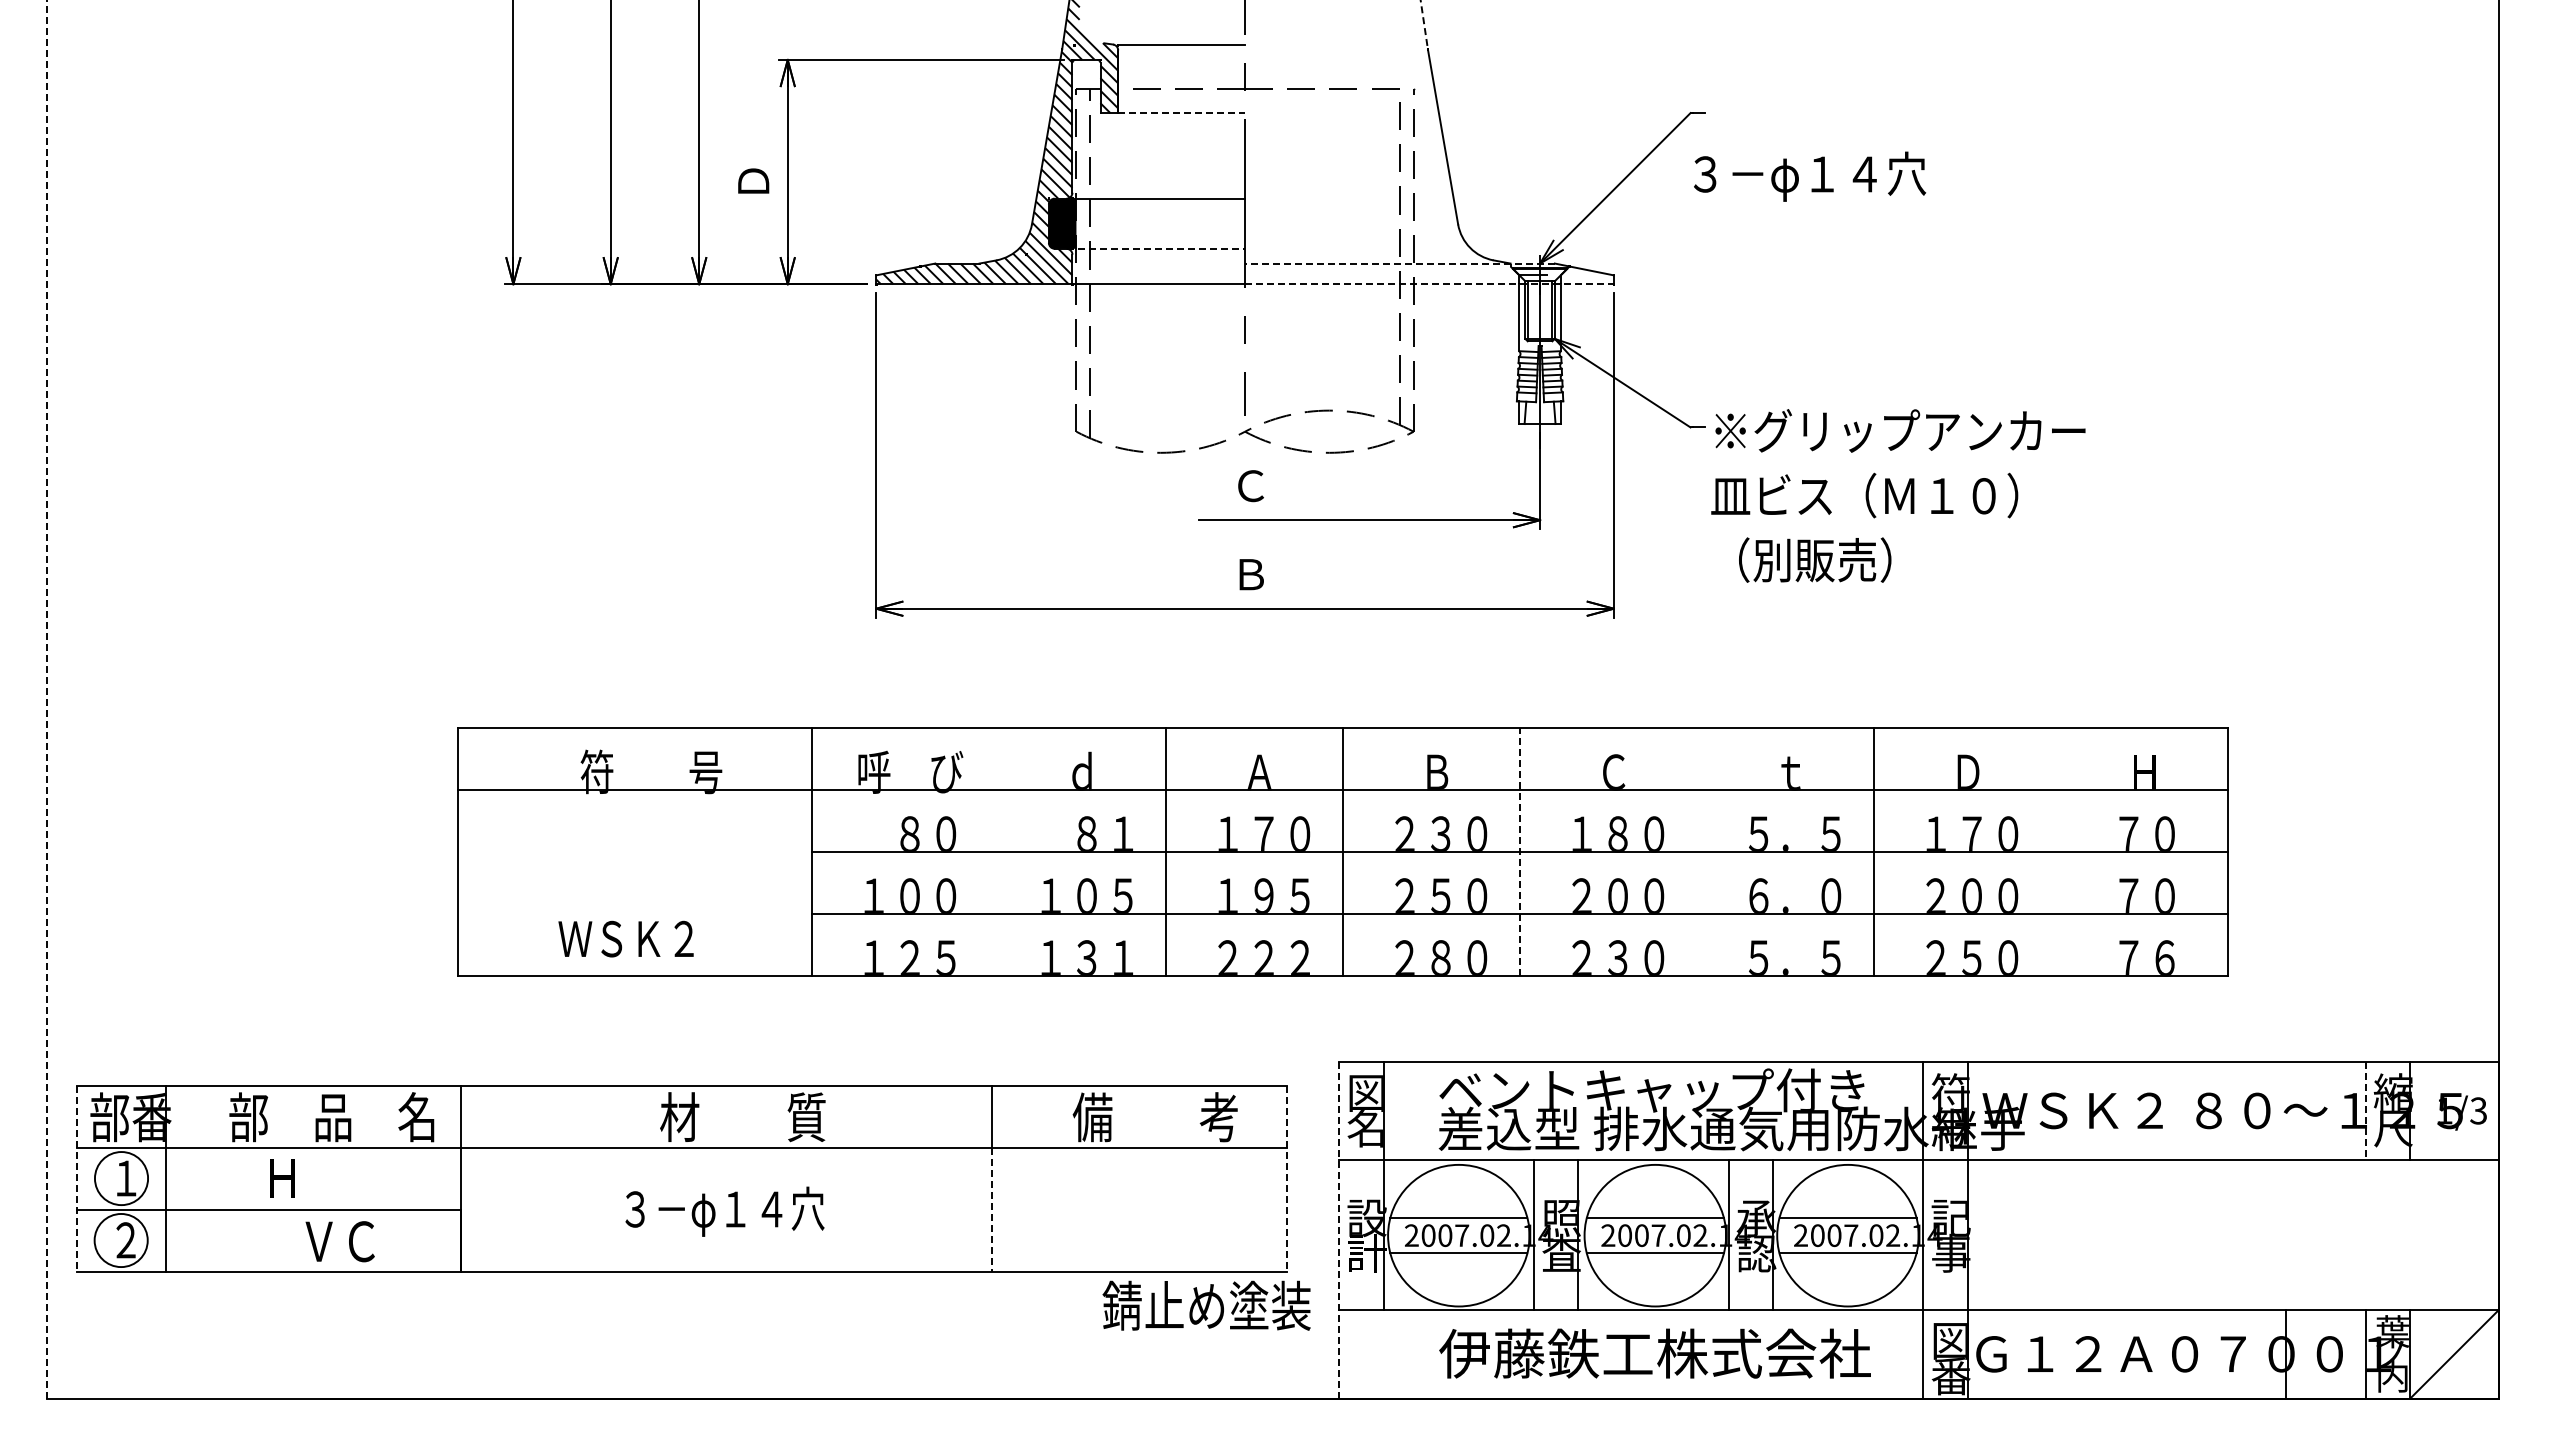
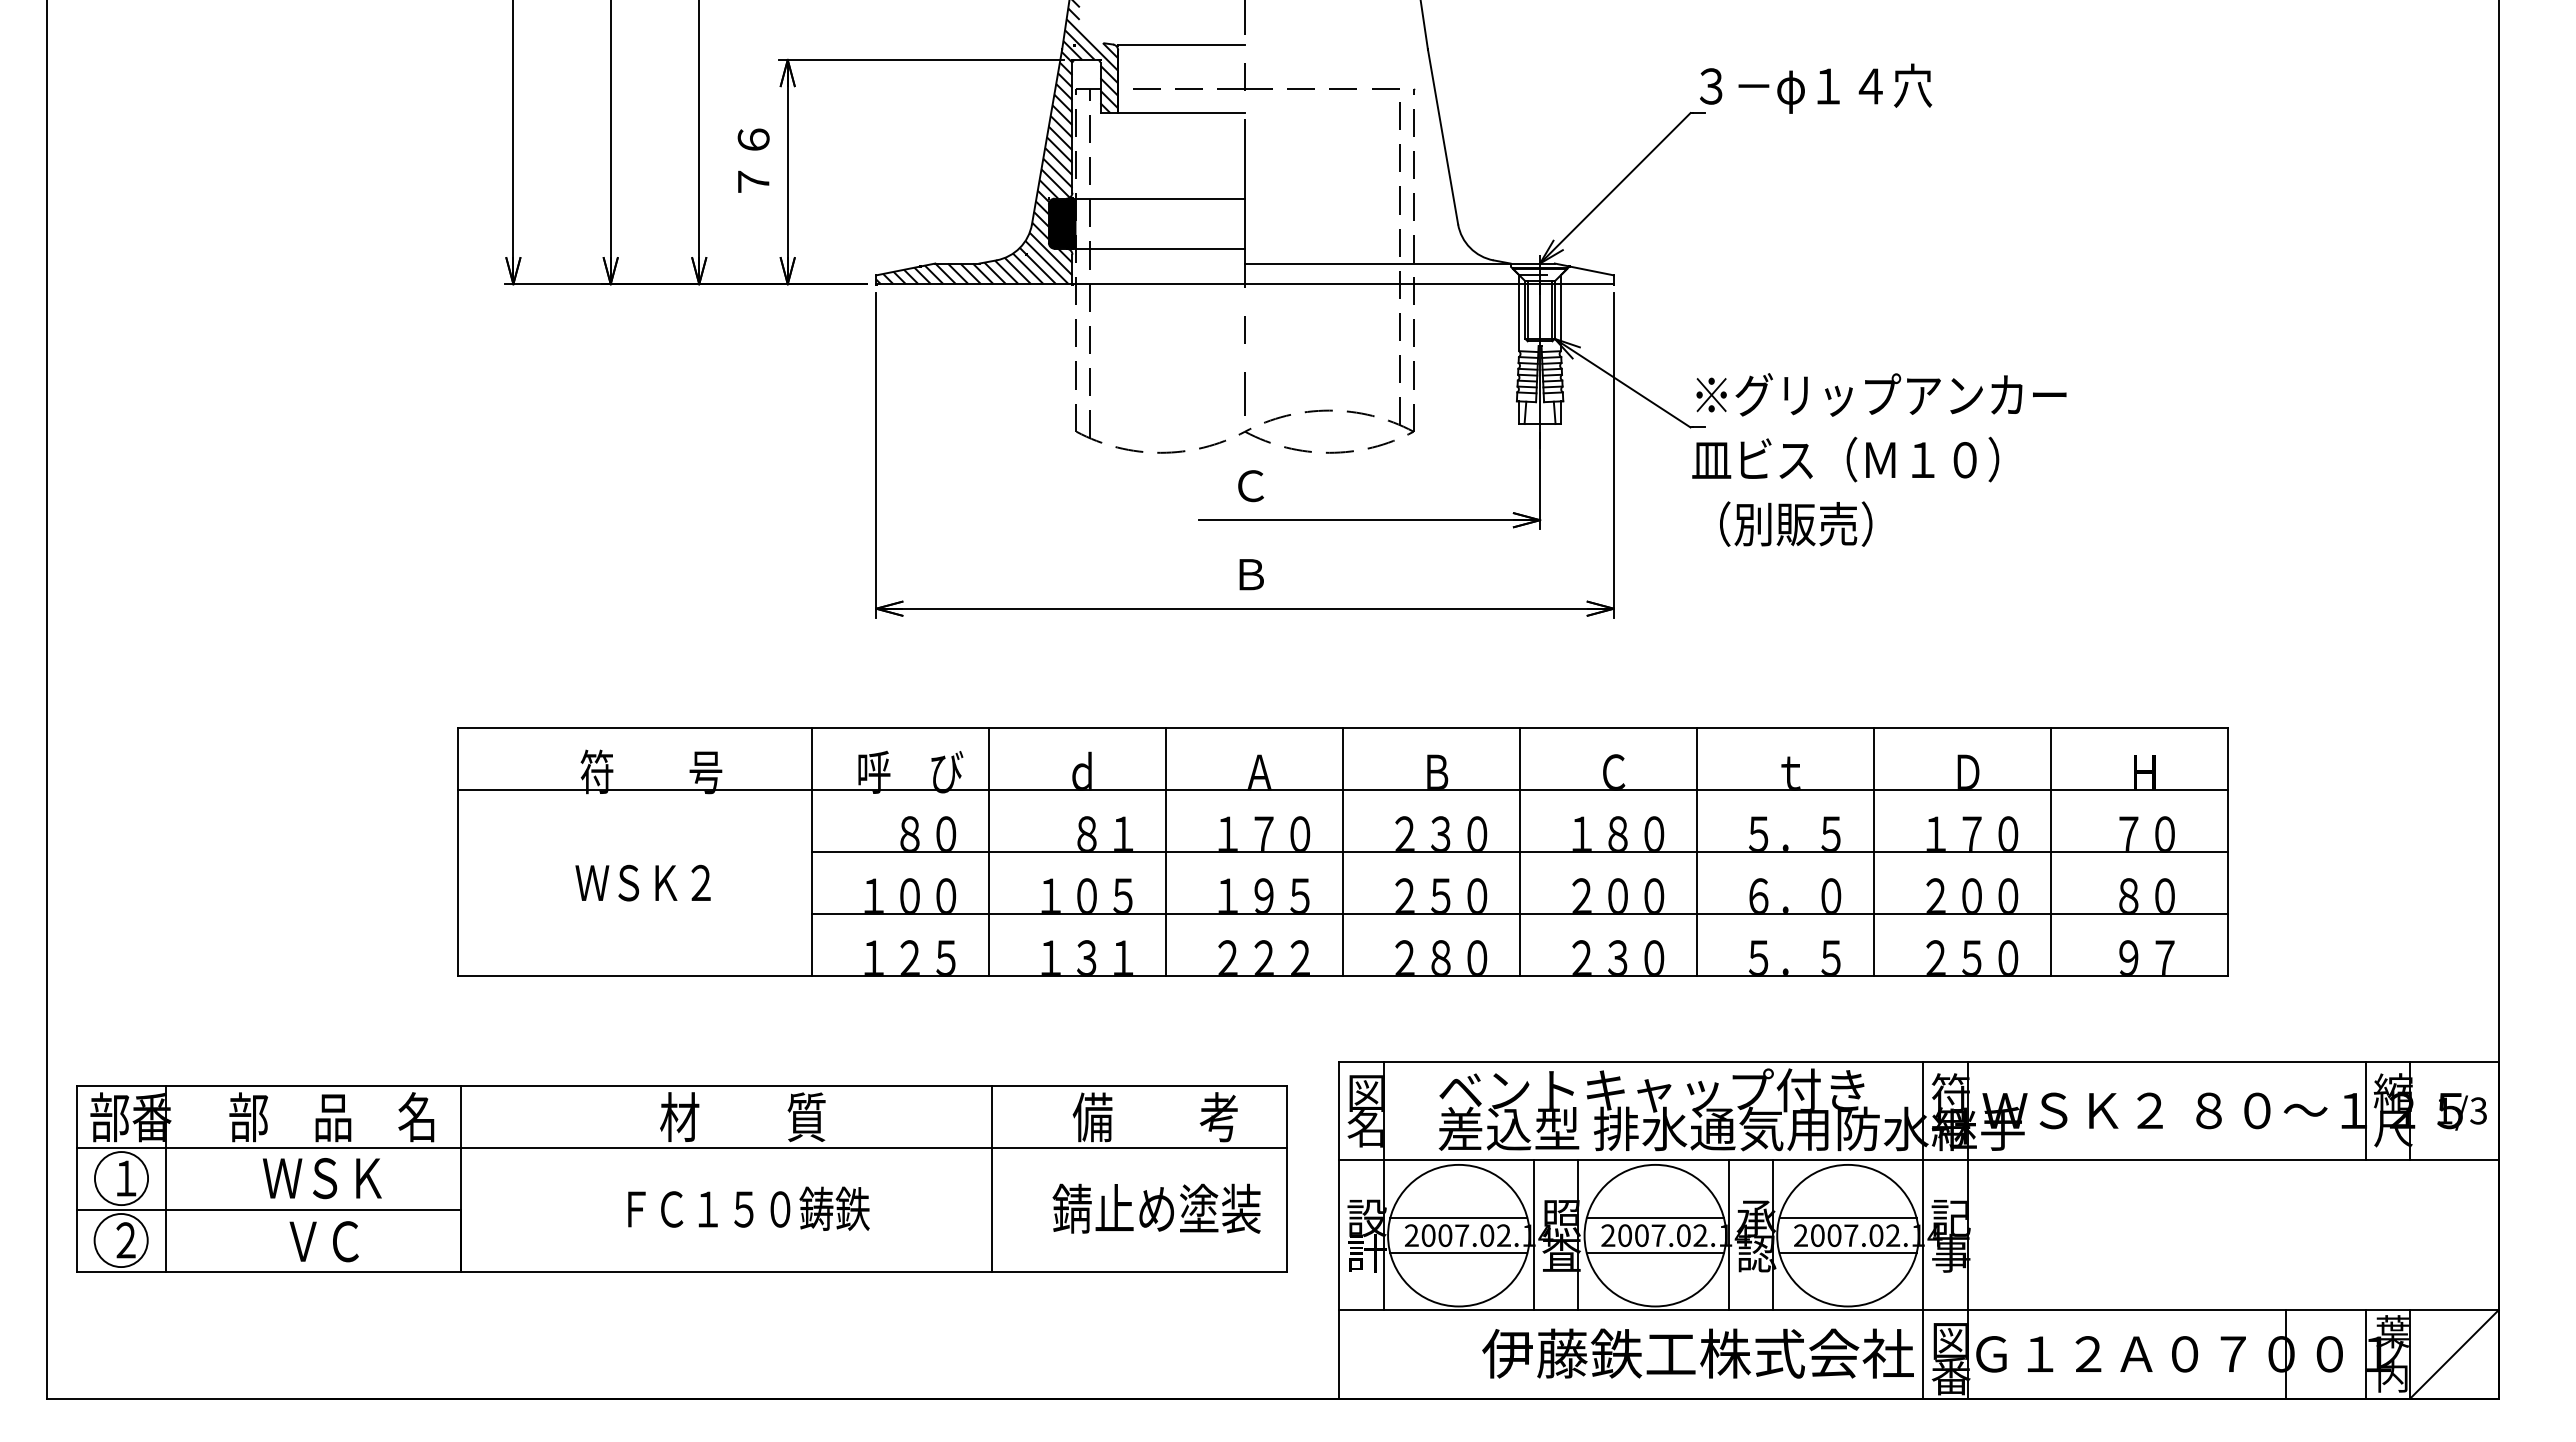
line: dashed -> solid (1424, 24)
line: dashed -> solid (1182, 113)
text: Ｄ -> ７６ (753, 160)
text position: (1810, 176) -> (1816, 88) (1816, 88)
line: dashed -> solid (1156, 248)
line: dashed -> solid (1399, 263)
line: dashed -> solid (1429, 284)
text position: (1898, 495) -> (1879, 459) (1879, 459)
line: dashed -> solid (47, 699)
line: none -> present (989, 852)
line: dashed -> solid (1520, 852)
line: none -> present (1697, 852)
line: none -> present (2051, 852)
text: ７０ -> ８０ (2128, 895)
text position: (625, 938) -> (642, 882) (642, 882)
text: ７６ -> ９７ (2146, 957)
line: dashed -> solid (2365, 1110)
line: dashed -> solid (77, 1178)
text: Ｈ -> ＷＳＫ (322, 1178)
line: dashed -> solid (1286, 1178)
line: dashed -> solid (991, 1209)
text: ３－φ１４穴 -> ＦＣ１５０鋳鉄 (747, 1211)
line: dashed -> solid (1339, 1230)
text position: (339, 1241) -> (323, 1241) (323, 1241)
text position: (1206, 1305) -> (1156, 1208) (1156, 1208)
text position: (1654, 1353) -> (1697, 1353) (1697, 1353)
